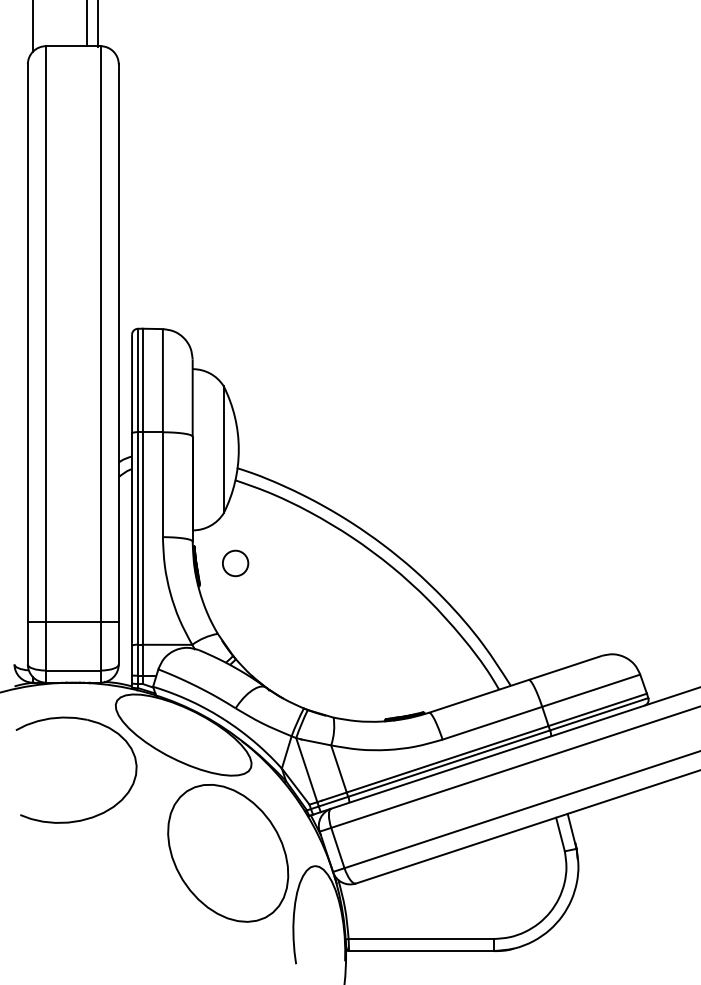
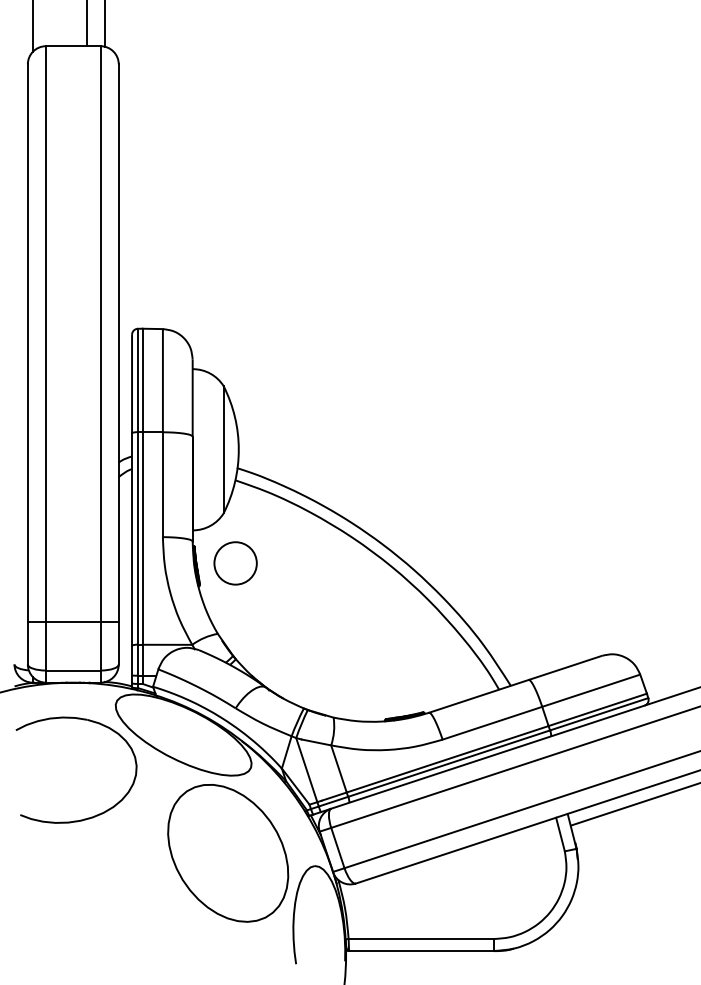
line position: (98, 24) -> (105, 24) (105, 24)
circle size: 28x29 px -> 45x45 px (235, 563)
line: none -> present (634, 804)
